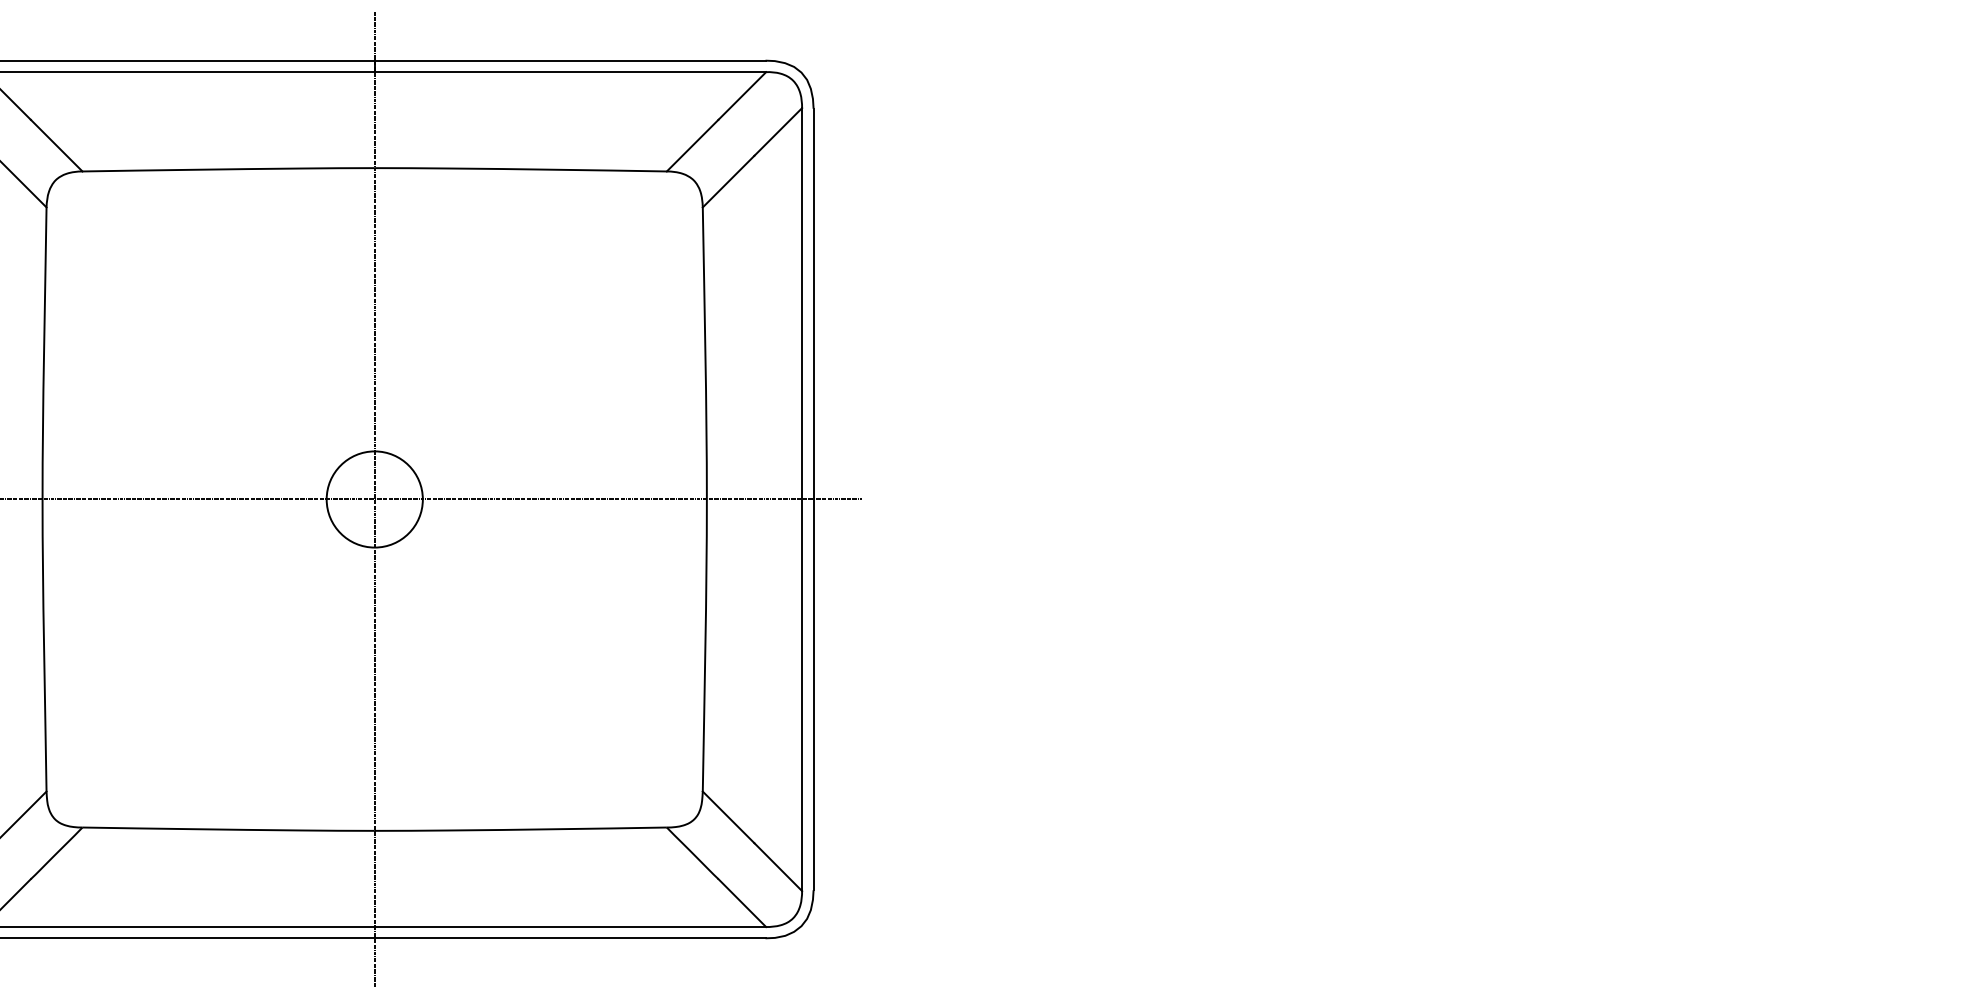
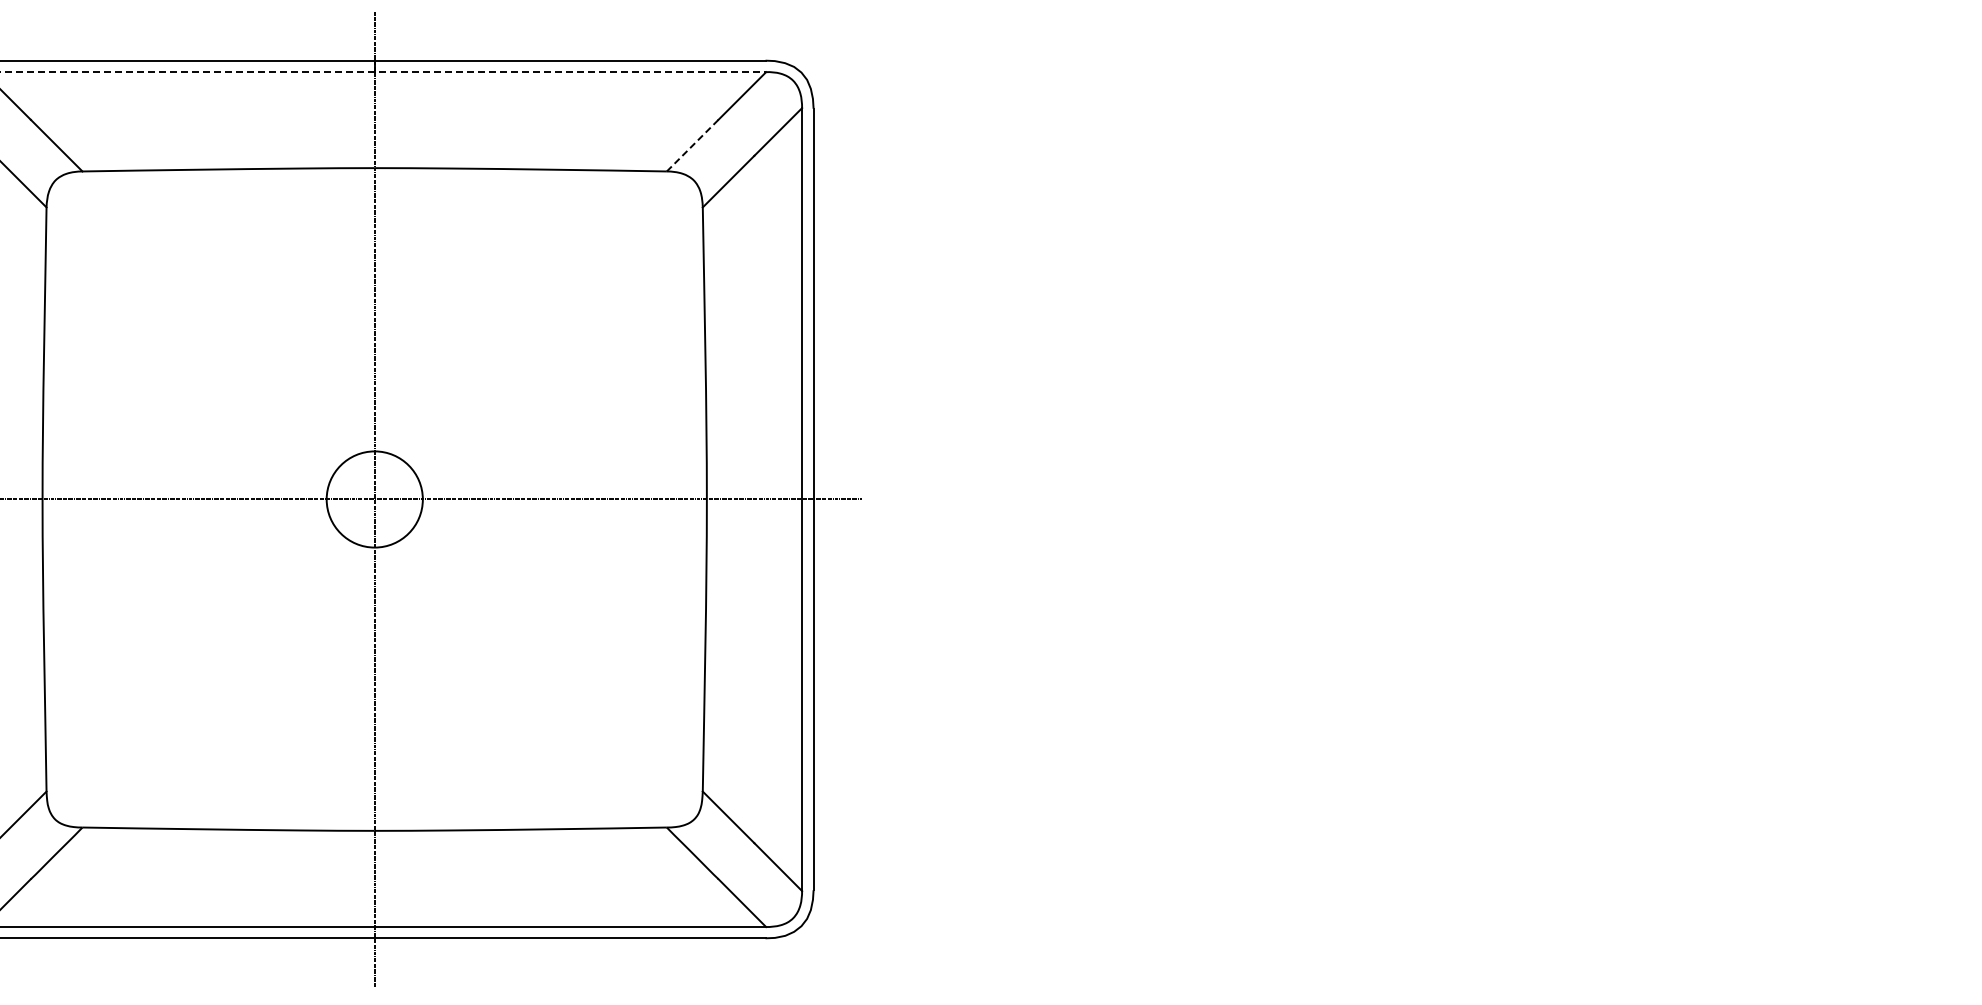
line: solid -> dashed (383, 72)
line: solid -> dashed (692, 145)
